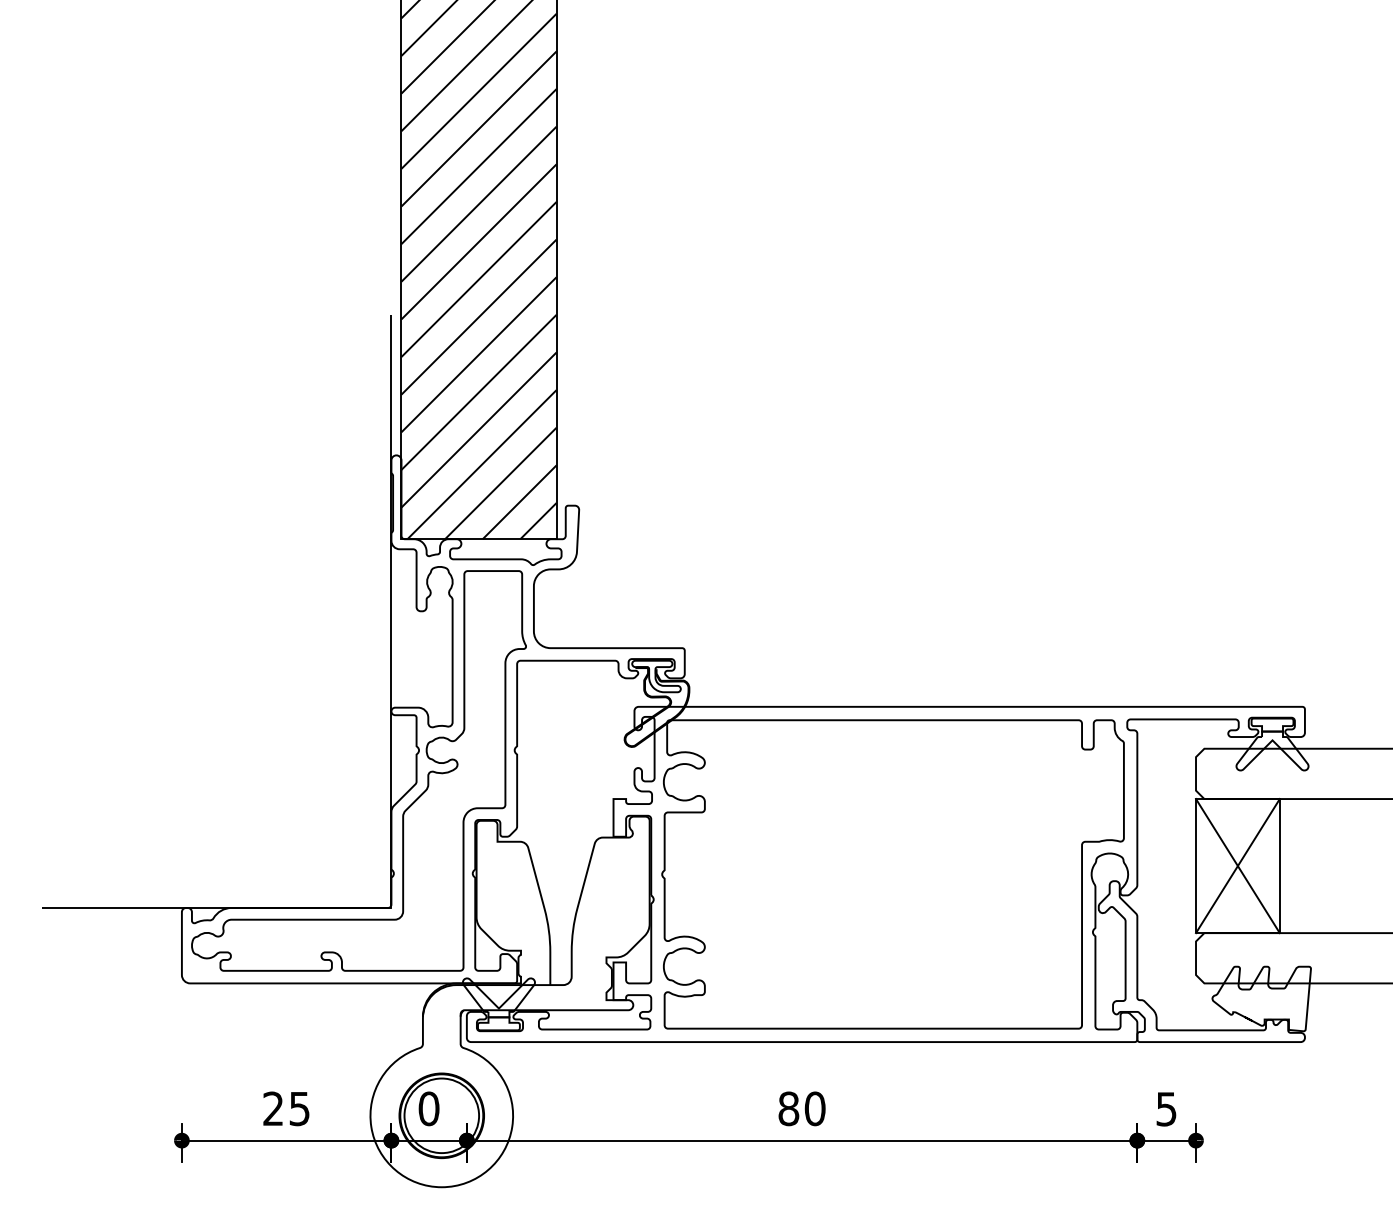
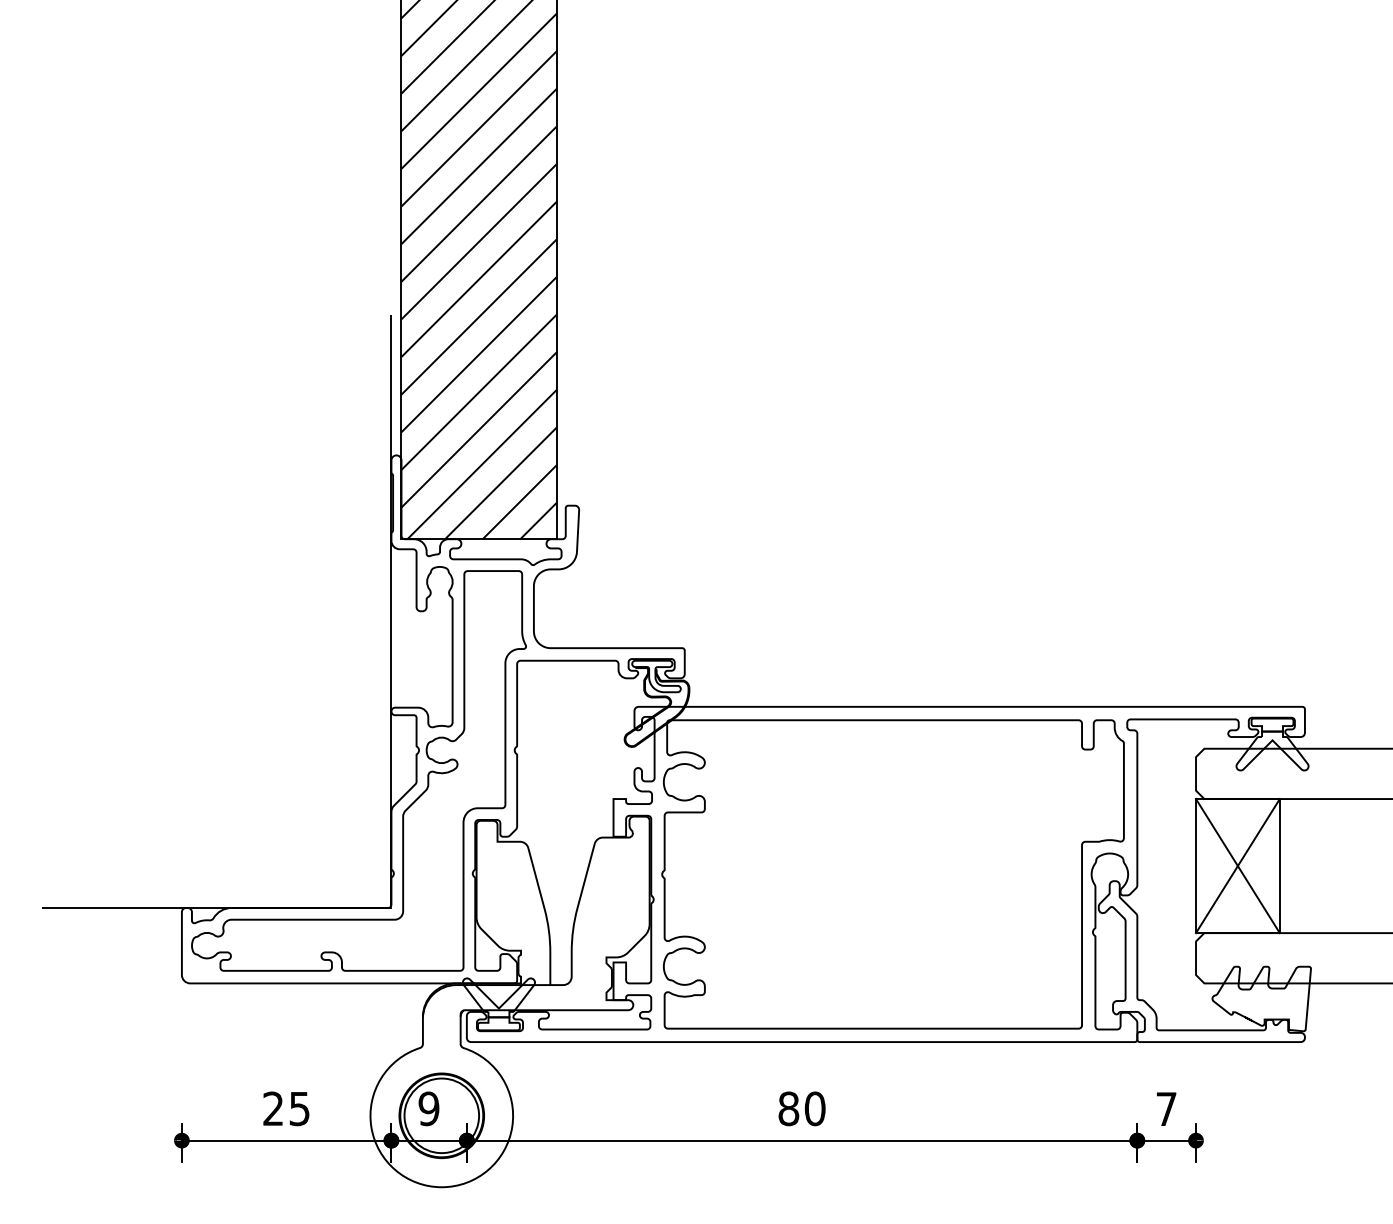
text: 0 -> 9 (428, 1108)
text: 5 -> 7 (1166, 1109)
